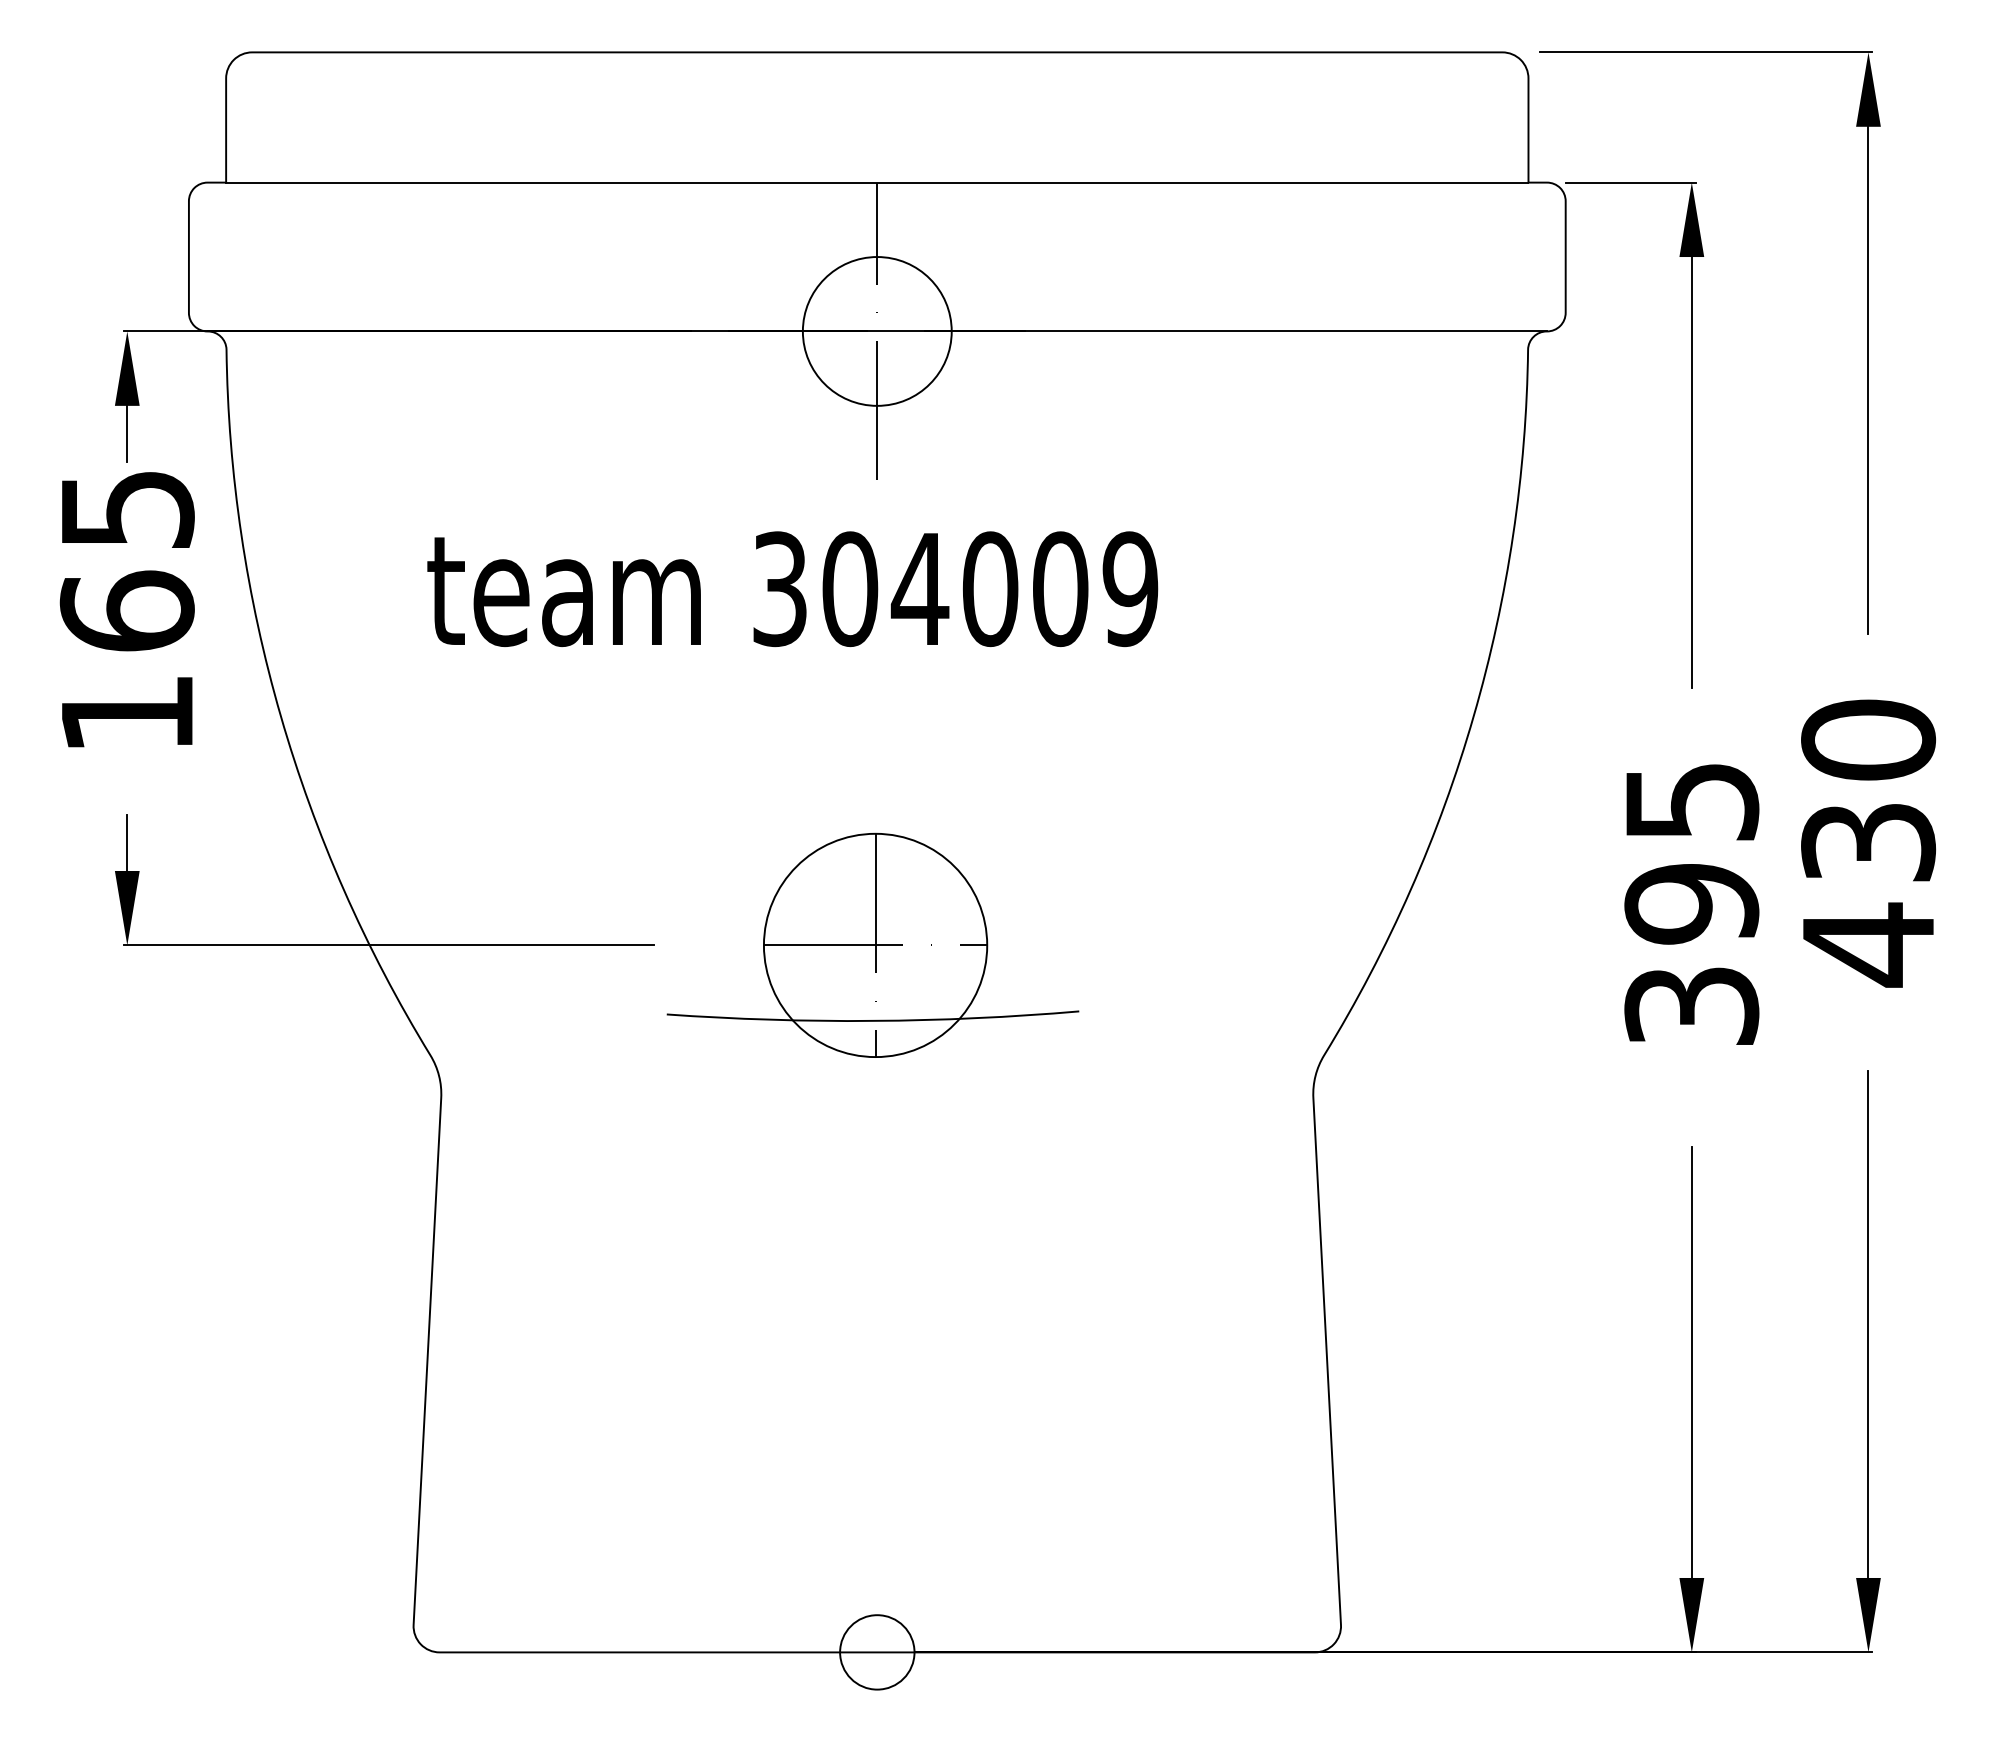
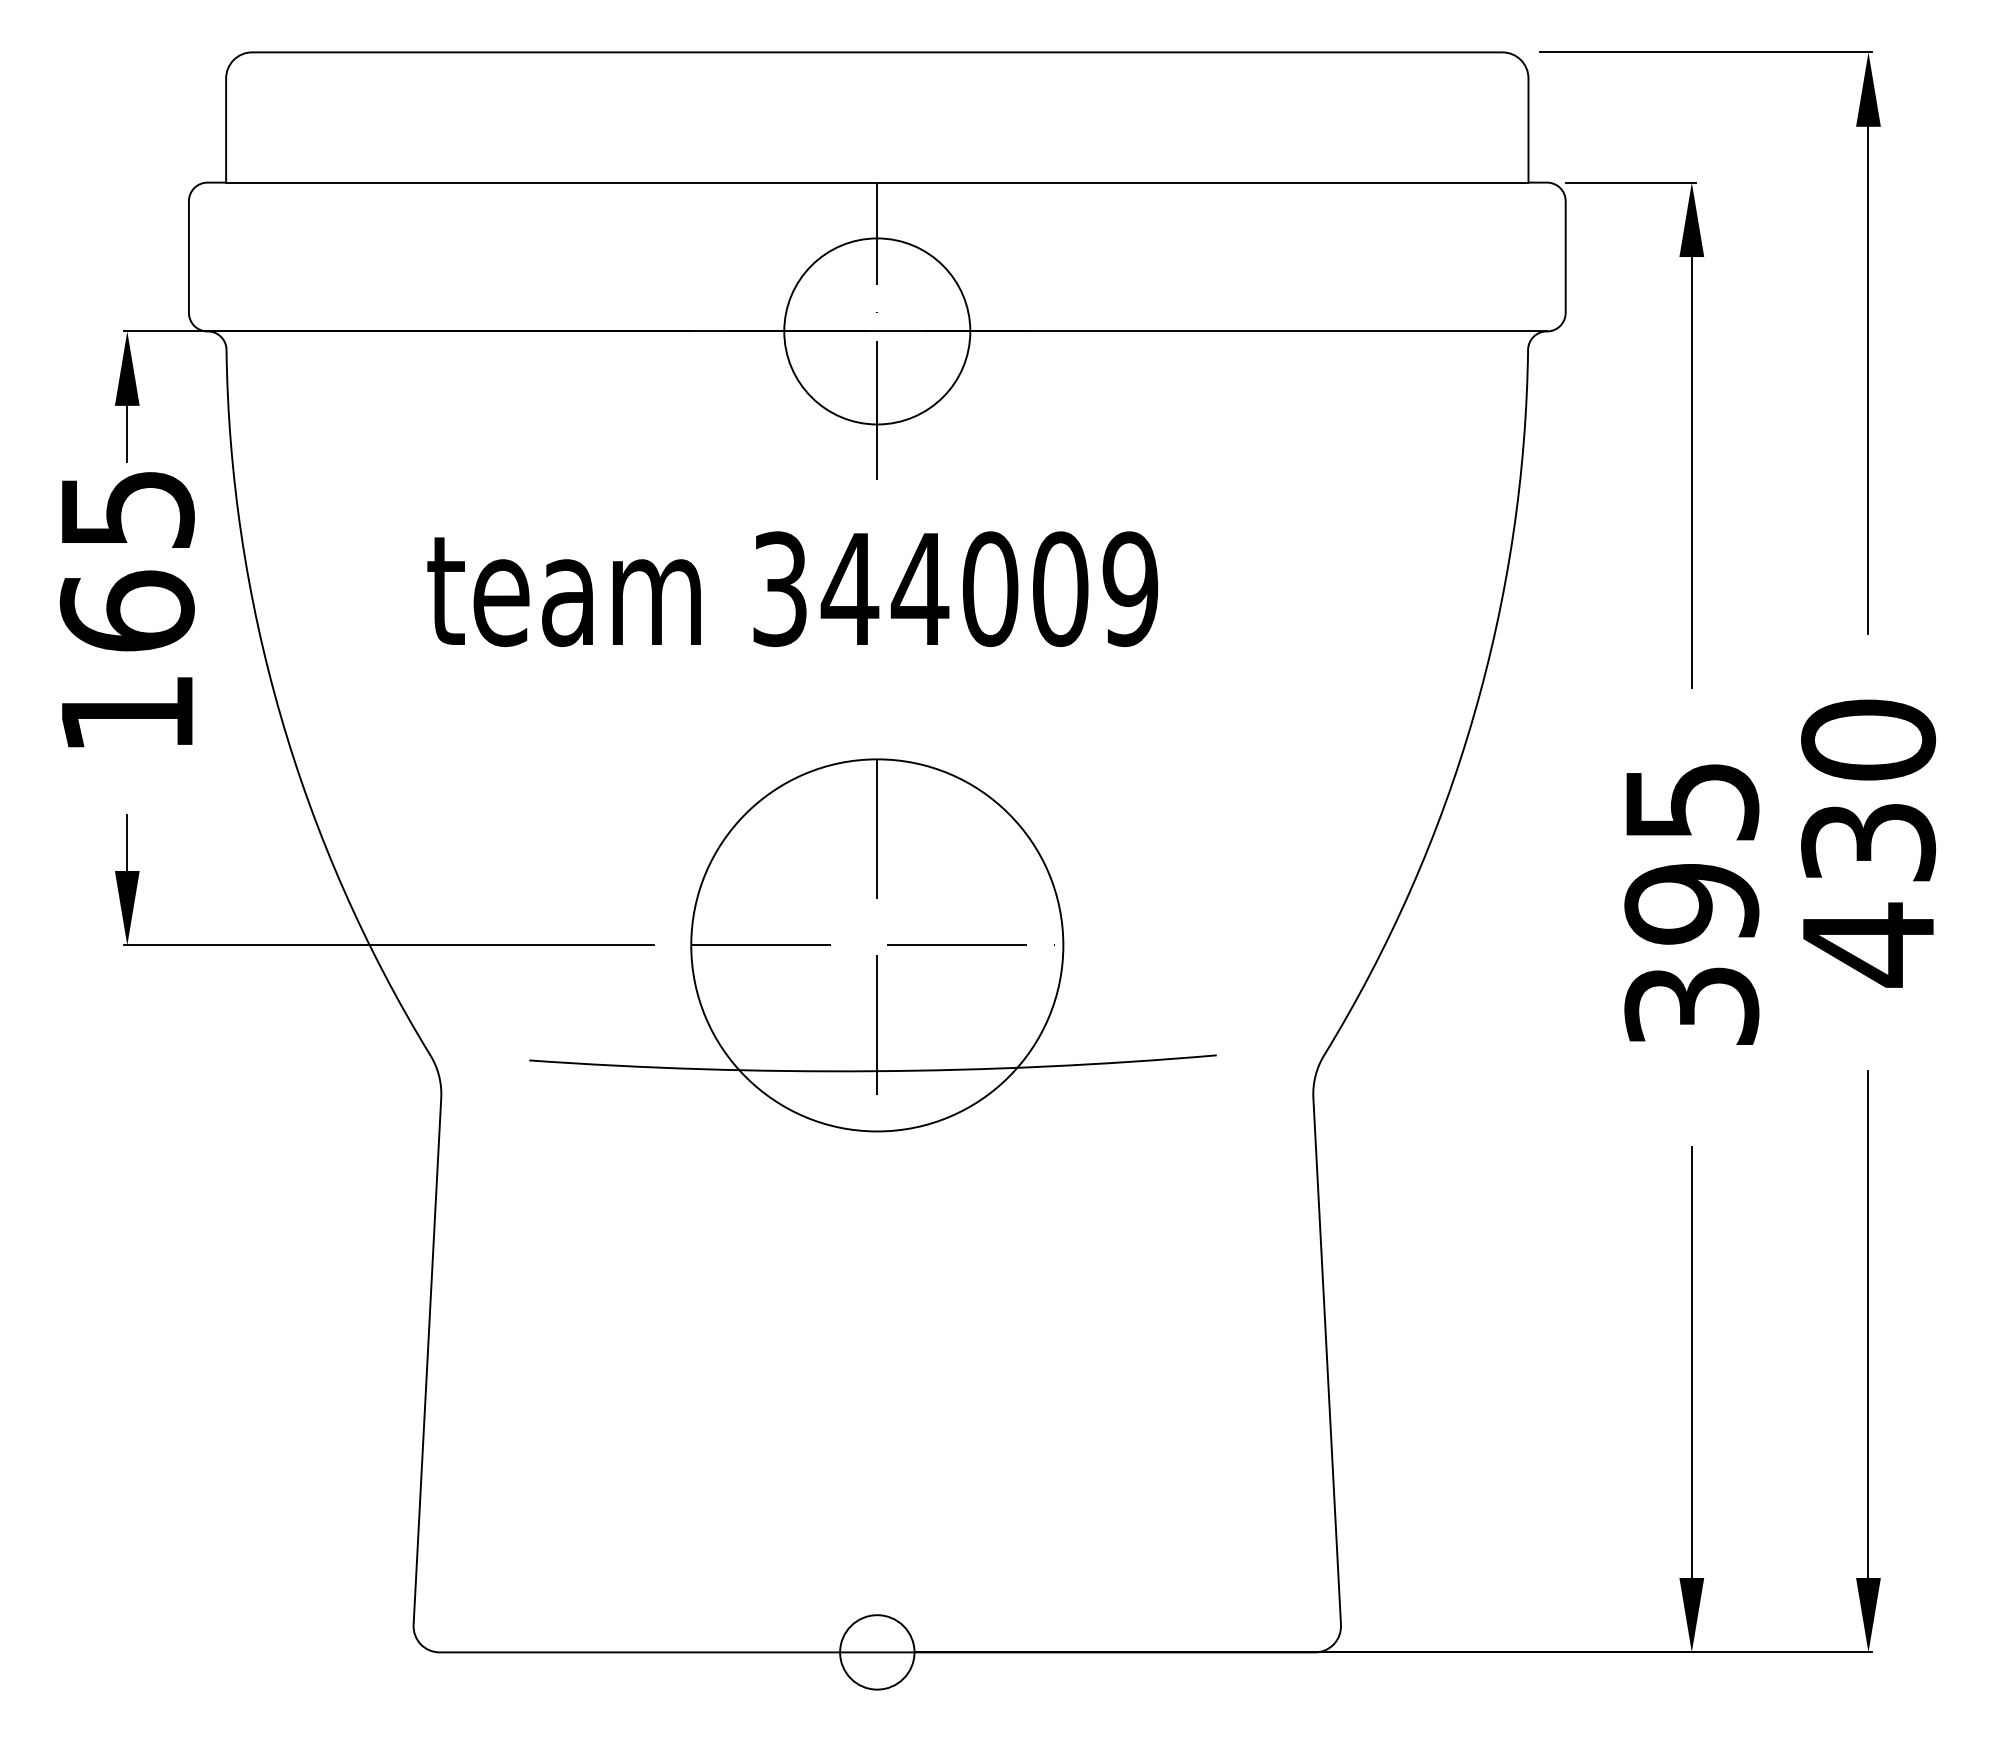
circle diameter: 149 px -> 186 px (877, 331)
text: 304009 -> 344009 (849, 589)
part size: 414x226 px -> 688x375 px (872, 945)
